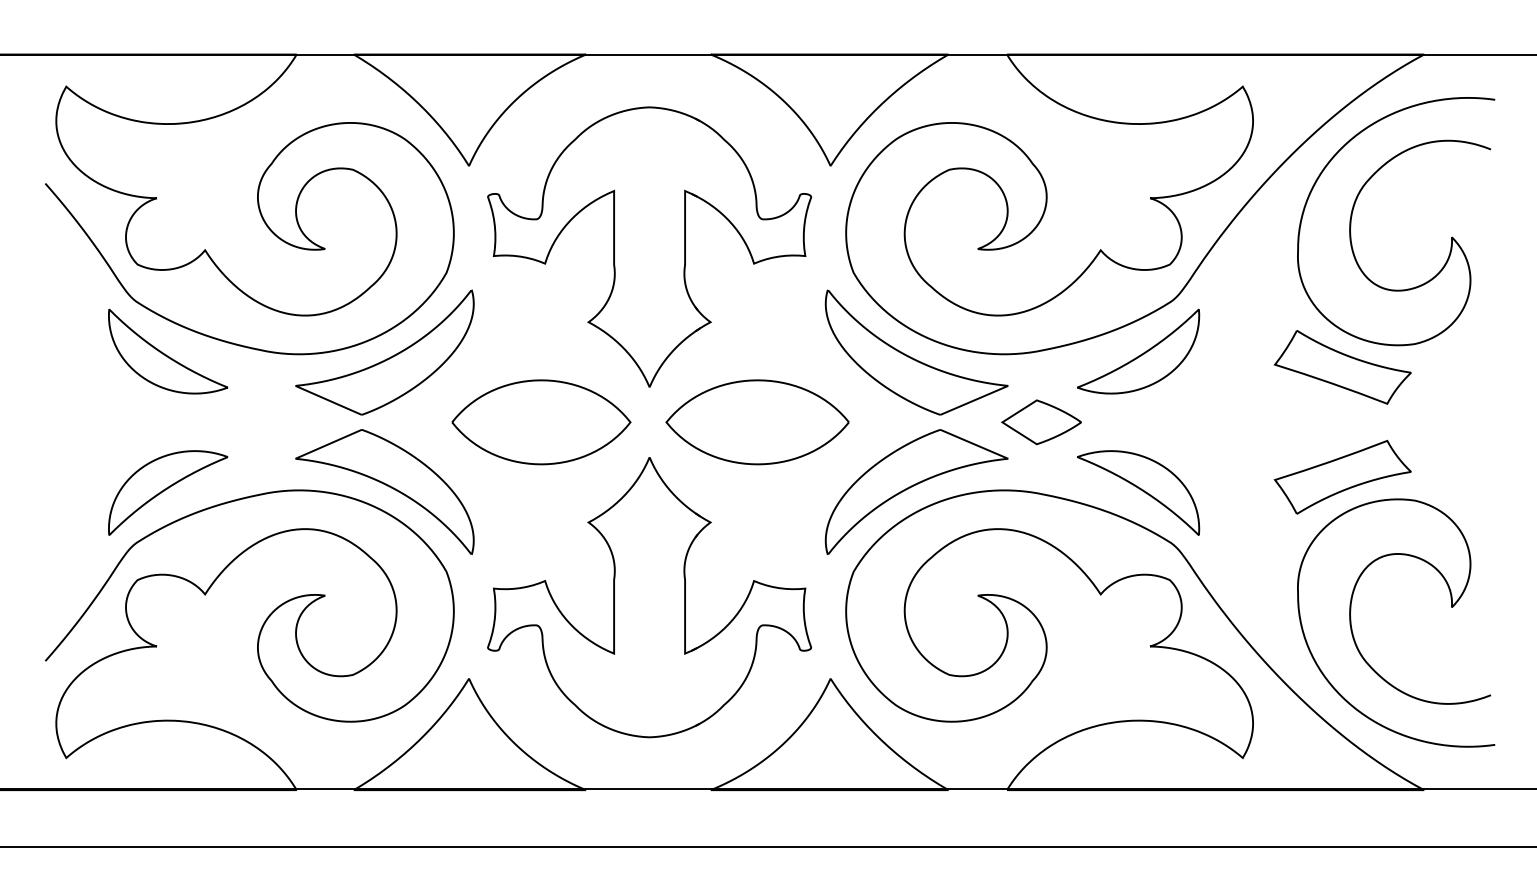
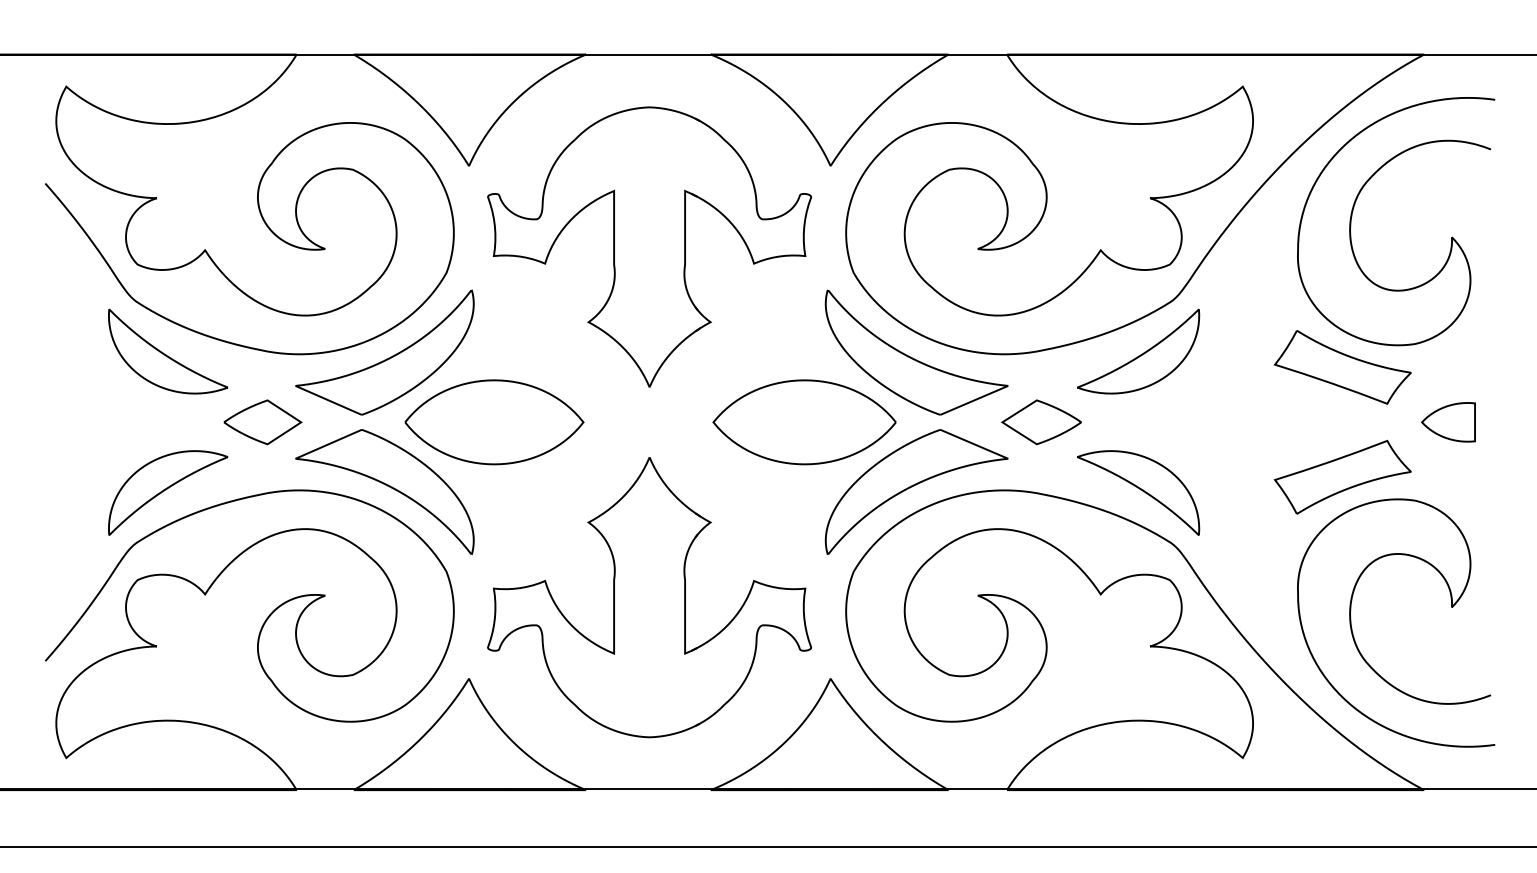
part: none -> present (262, 422)
part position: (541, 422) -> (494, 422) (494, 422)
part position: (757, 422) -> (804, 422) (804, 422)
part: none -> present (1448, 422)
